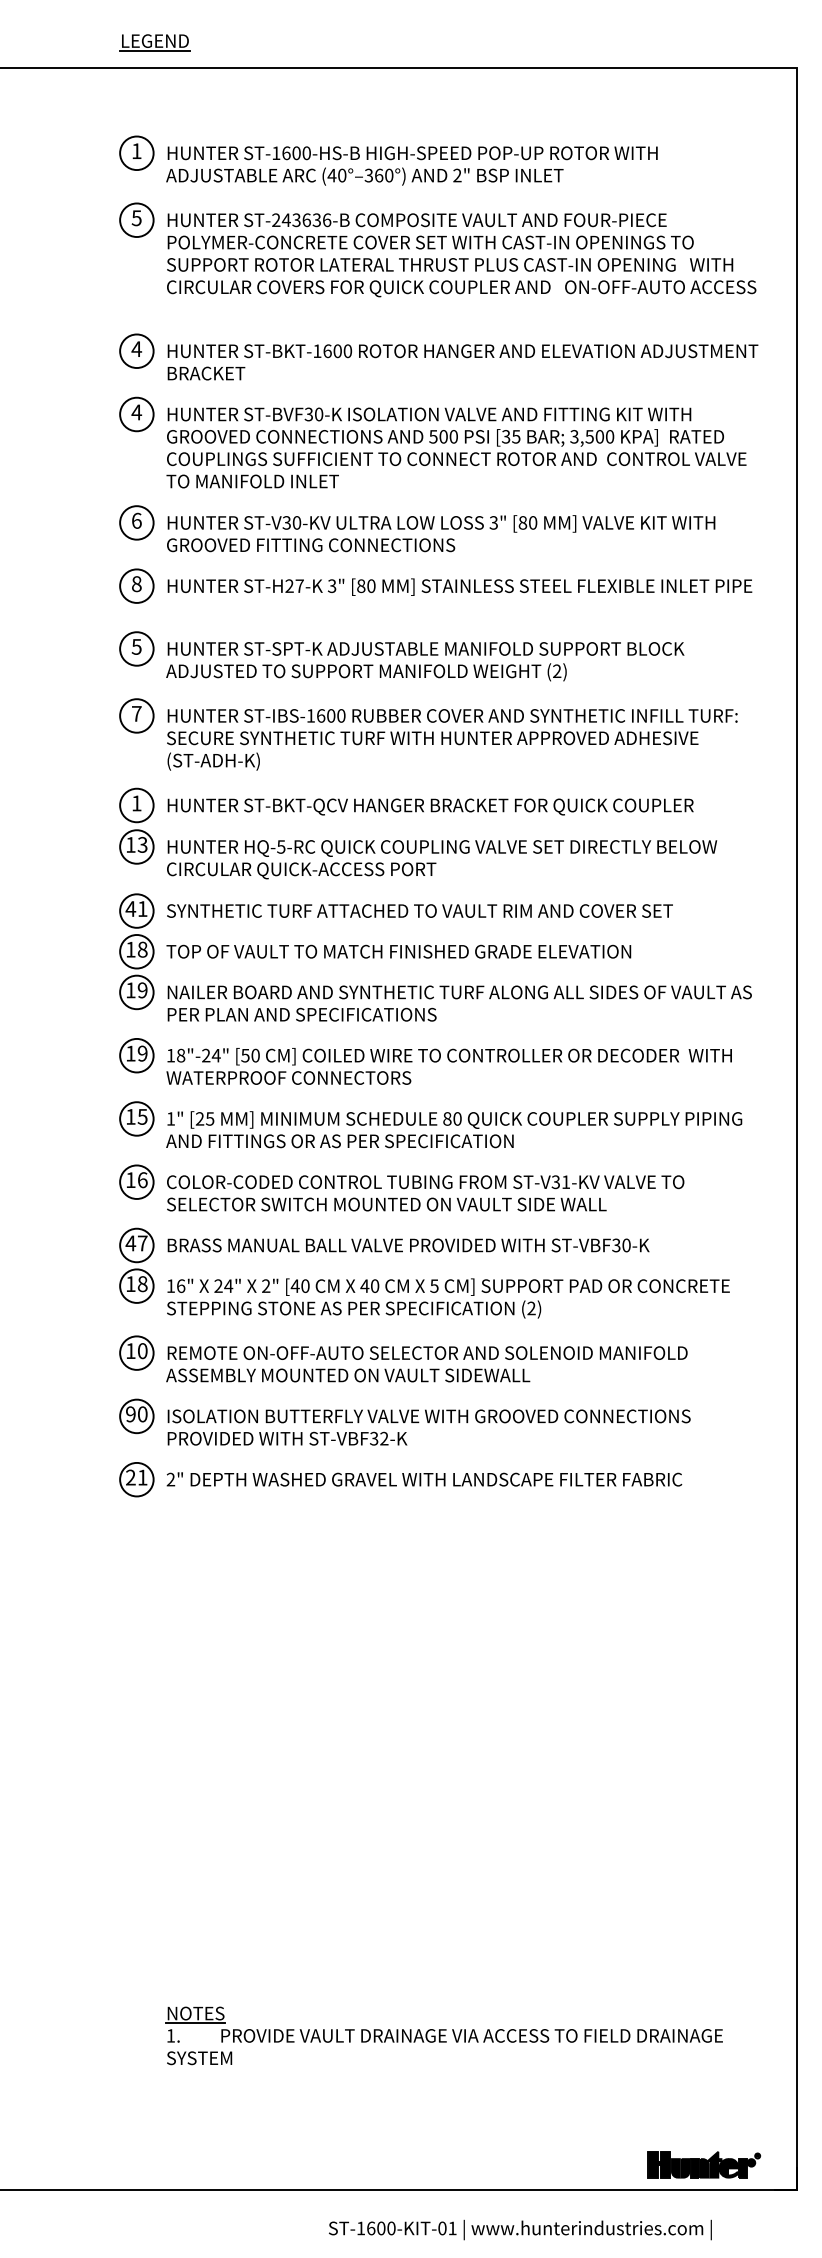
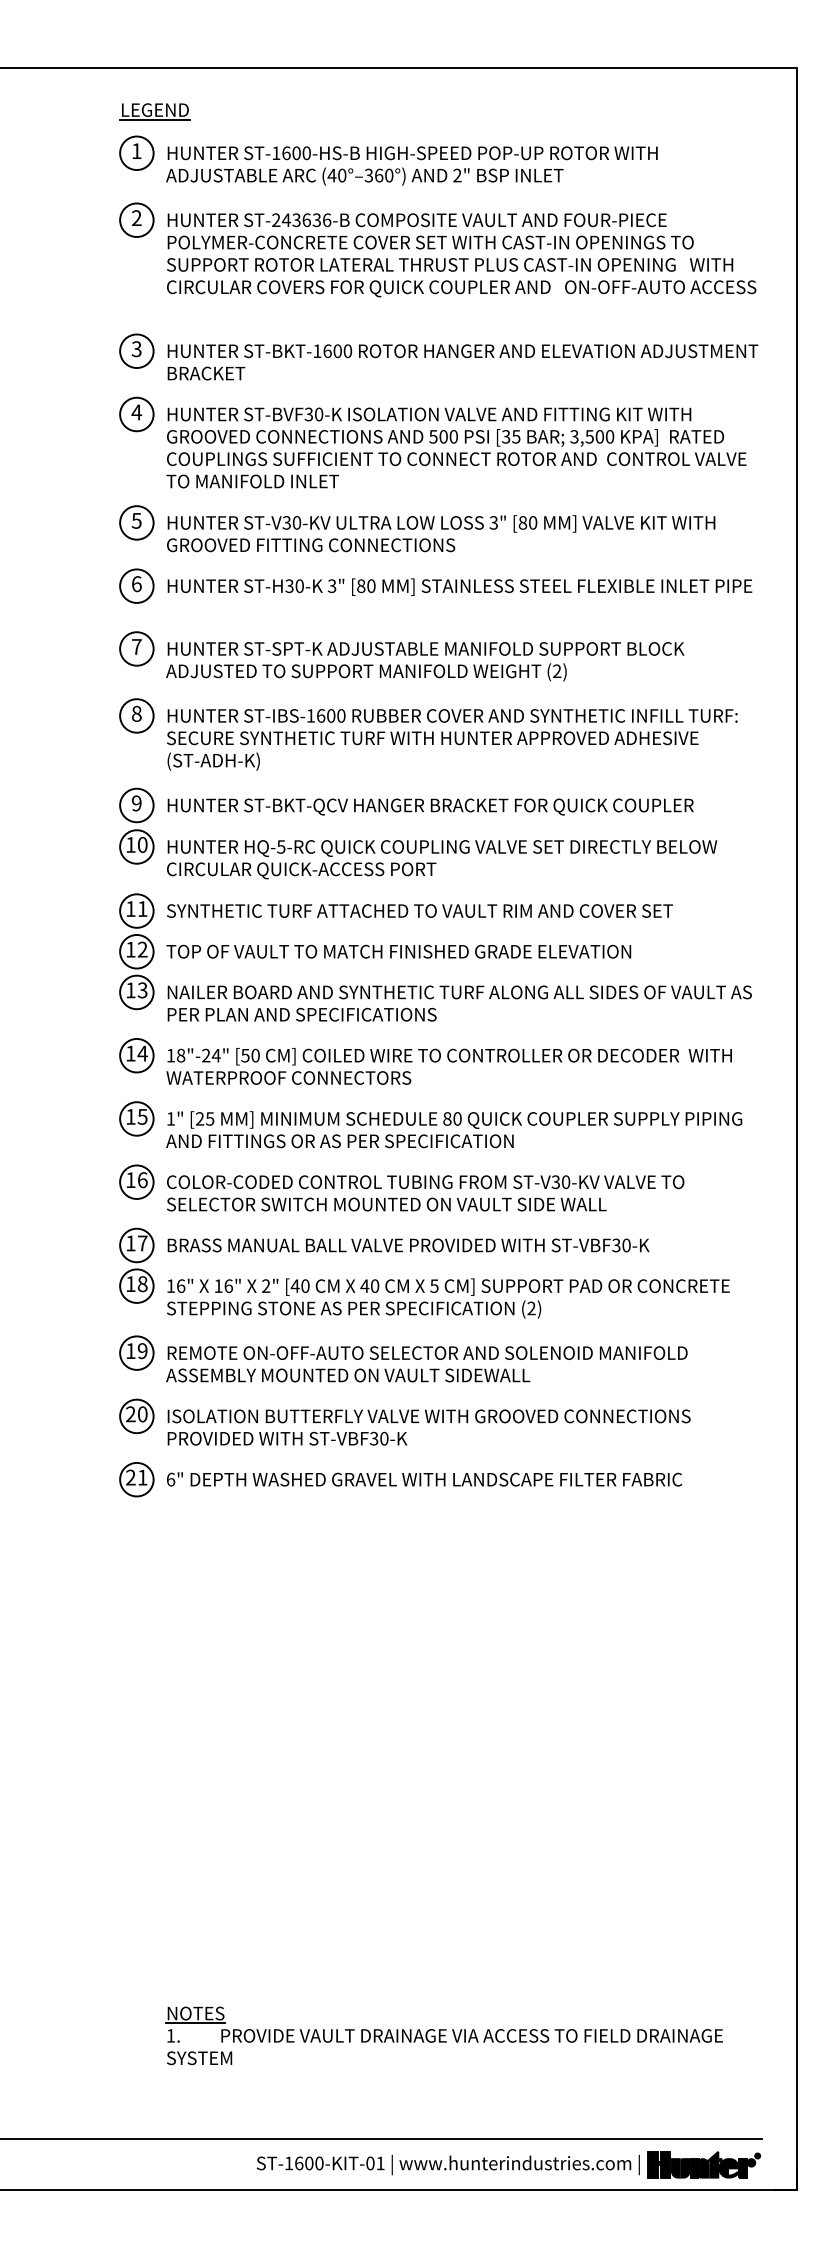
part position: (154, 42) -> (154, 111) (154, 111)
text: 5 -> 2 (136, 218)
text: 4 -> 3 (136, 349)
text: 6 -> 5 (136, 520)
text: 8 -> 6 (136, 583)
text: ST-H27-K -> ST-H30-K (294, 586)
text: 5 -> 7 (136, 646)
text: 7 -> 8 (136, 713)
text: 1 -> 9 (136, 803)
text: 13 -> 10 (142, 844)
text: 41 -> 11 (130, 908)
text: 18 -> 12 (142, 949)
text: 19 -> 13 (142, 990)
text: 19 -> 14 (142, 1053)
text: ST-V31-KV -> ST-V30-KV (566, 1182)
text: 47 -> 17 (130, 1243)
text: 24" -> 16" (223, 1286)
text: 10 -> 19 (142, 1351)
text: 90 -> 20 (130, 1414)
text: ST-VBF32-K -> ST-VBF30-K (384, 1438)
text: 2" -> 6" (170, 1479)
line: none -> present (381, 2139)
text position: (520, 2229) -> (448, 2164) (448, 2164)
